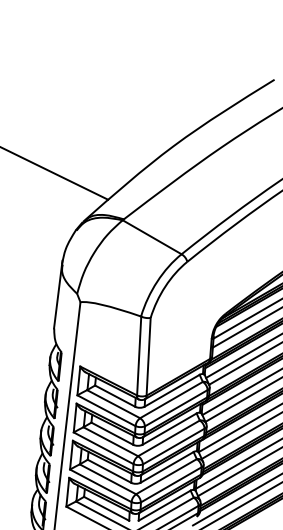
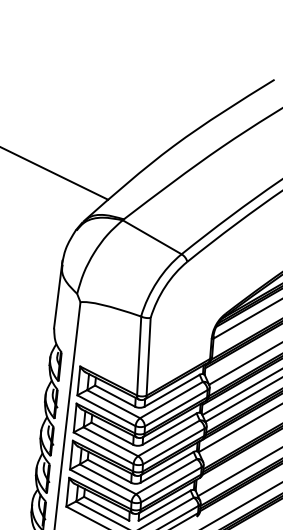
line: present -> none (245, 328)
line: present -> none (242, 356)
line: present -> none (240, 435)
line: present -> none (237, 464)
line: present -> none (235, 500)
